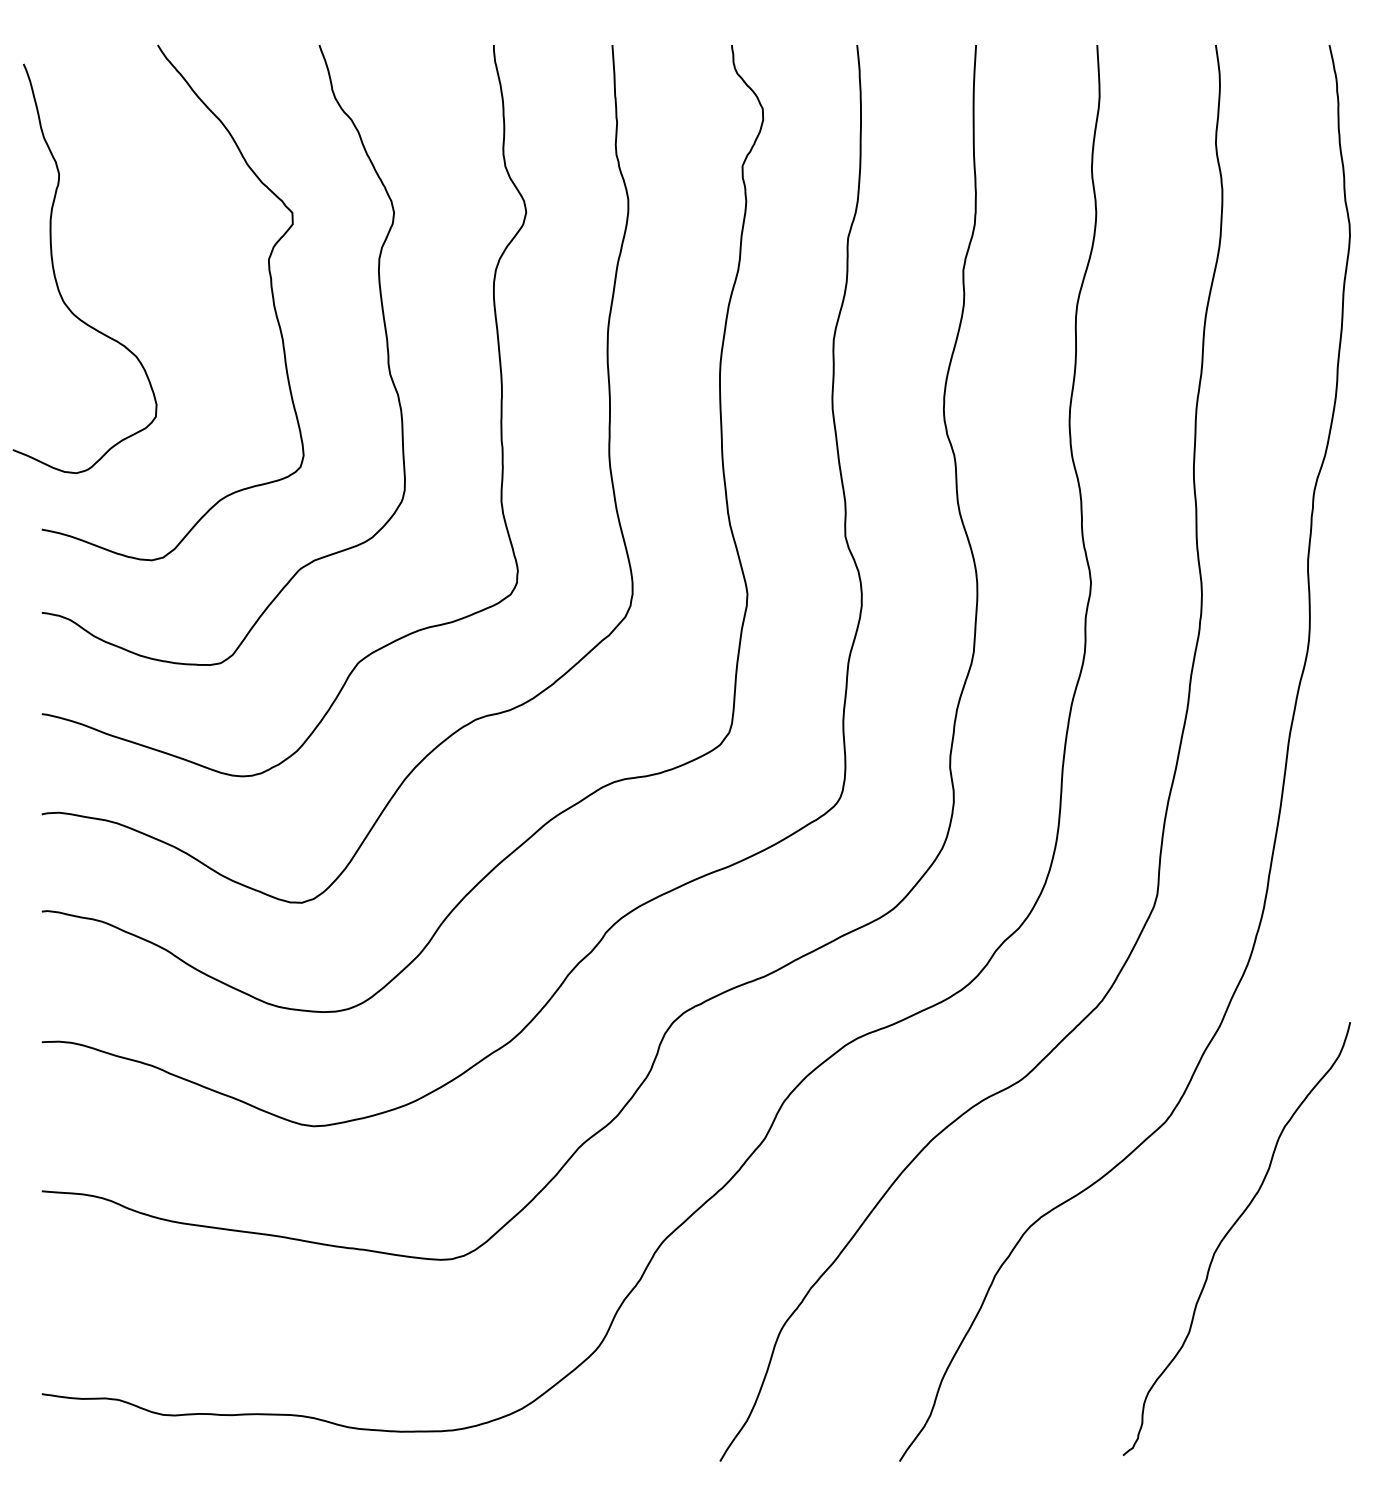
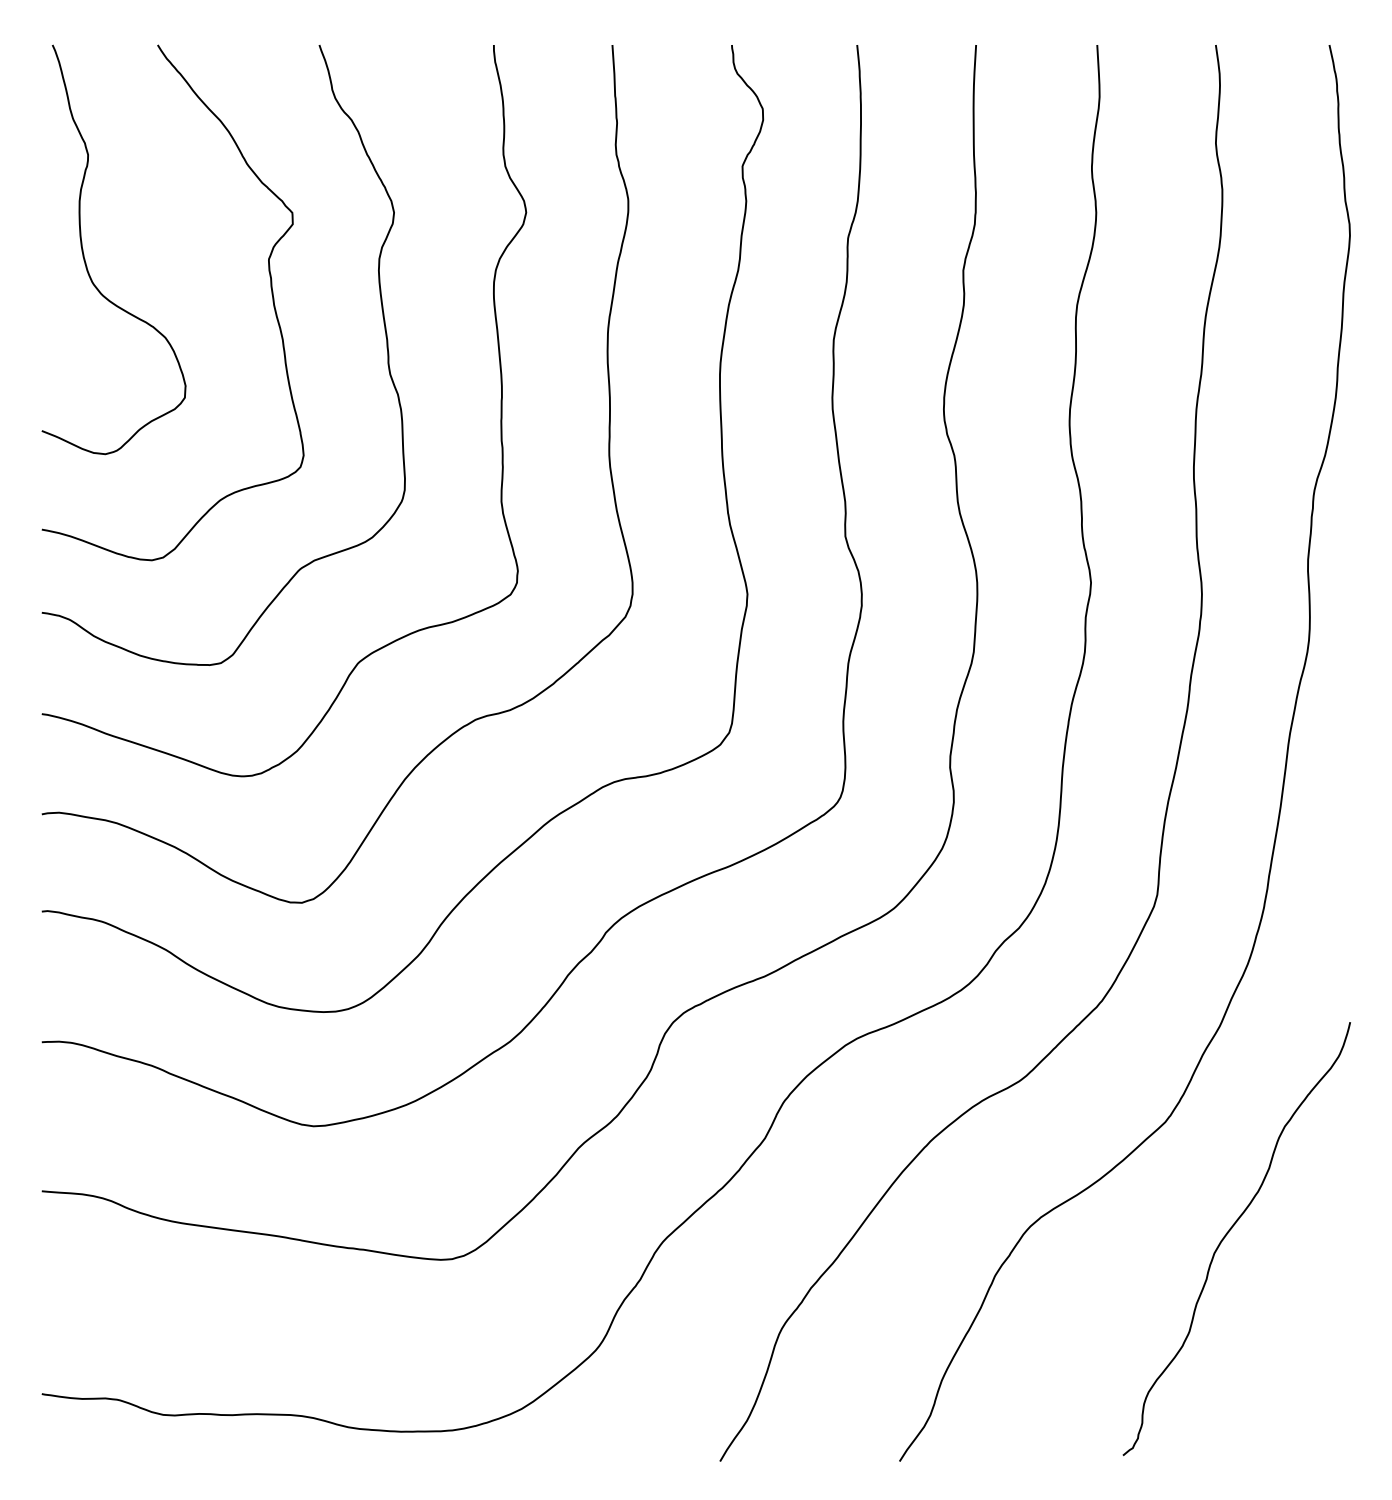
curve position: (55, 273) -> (84, 254) (84, 254)
